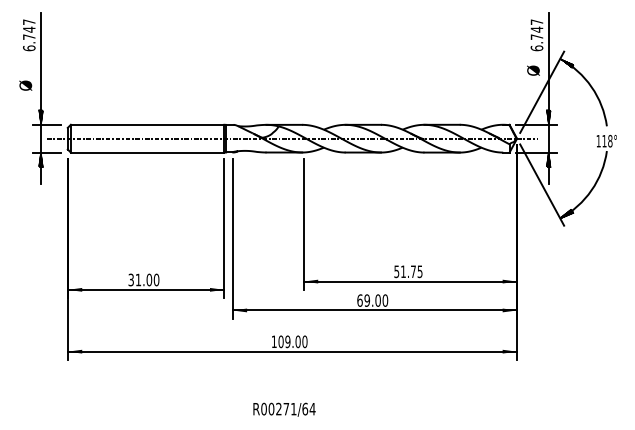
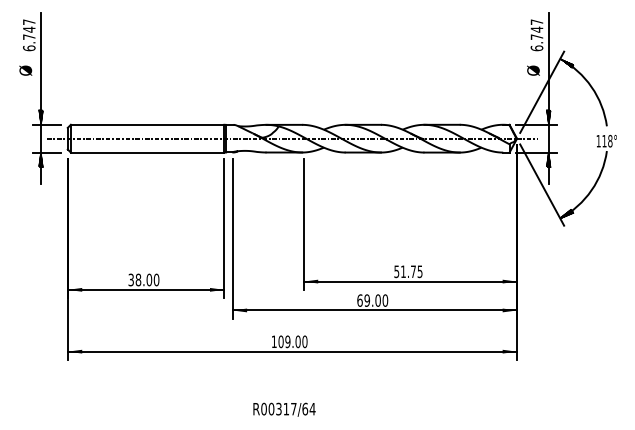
text position: (25, 85) -> (25, 70) (25, 70)
text: 31.00 -> 38.00 (138, 279)
text: R00271/64 -> R00317/64 (286, 409)
